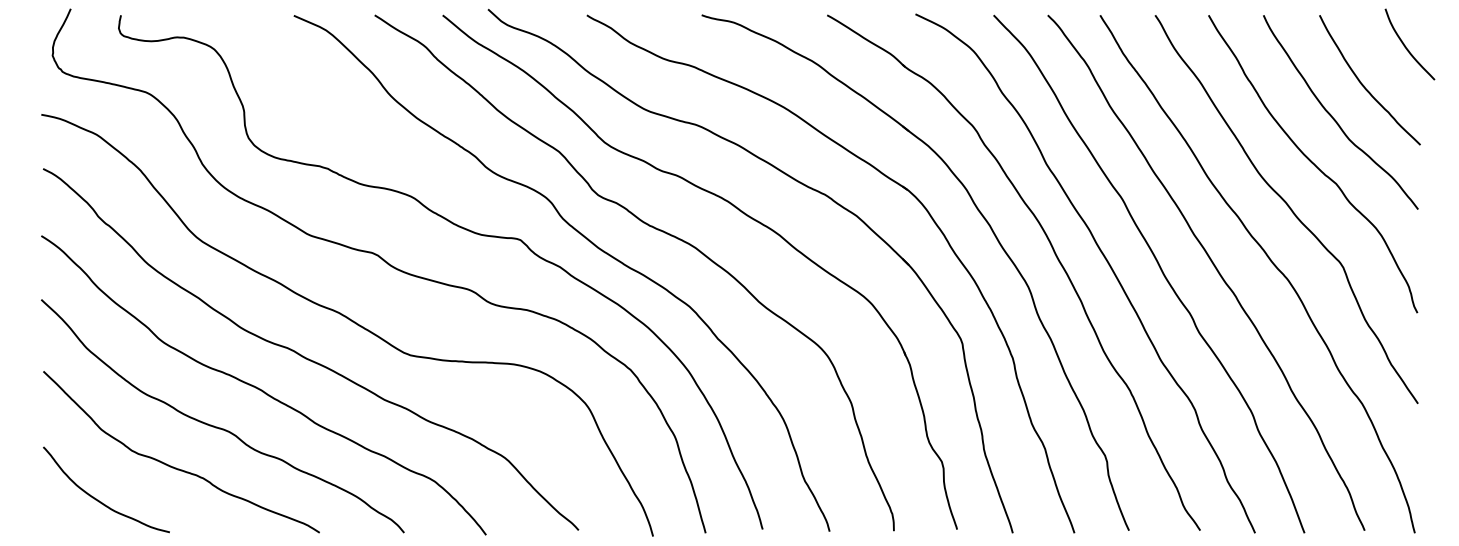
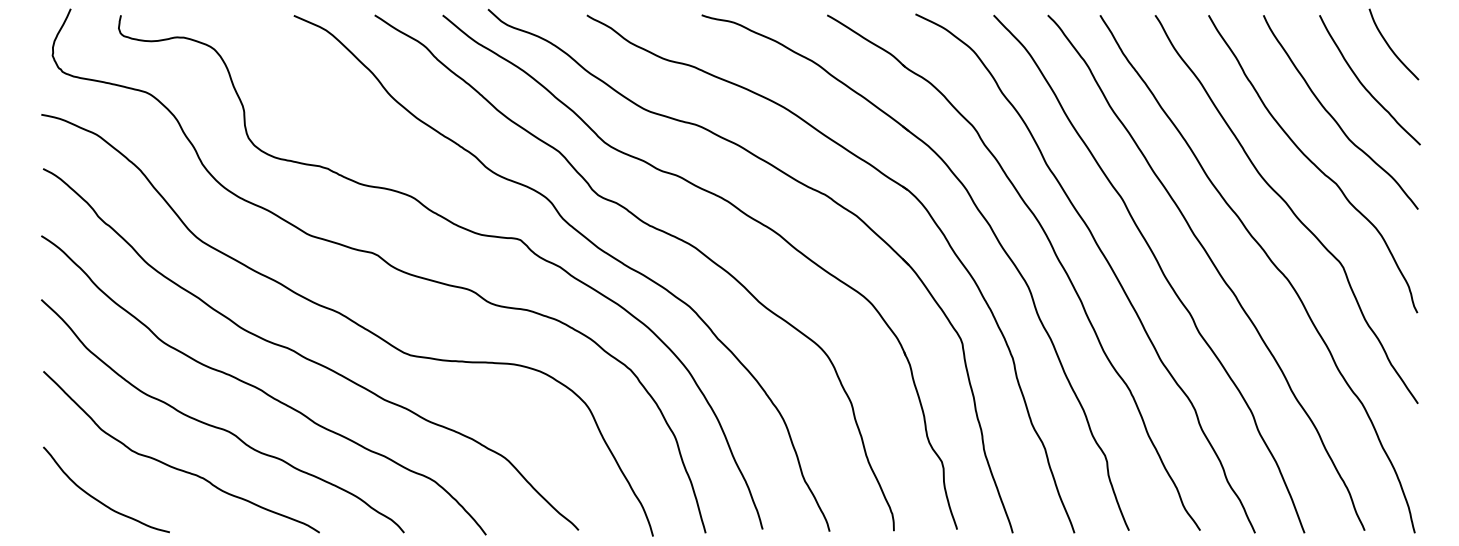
curve position: (1406, 46) -> (1390, 46) (1390, 46)
